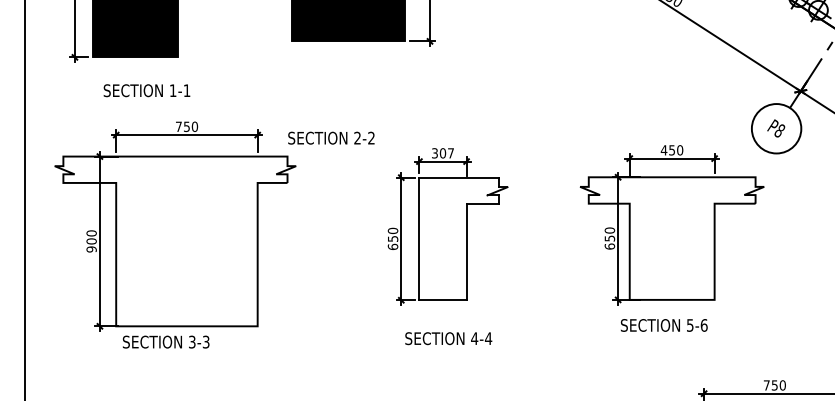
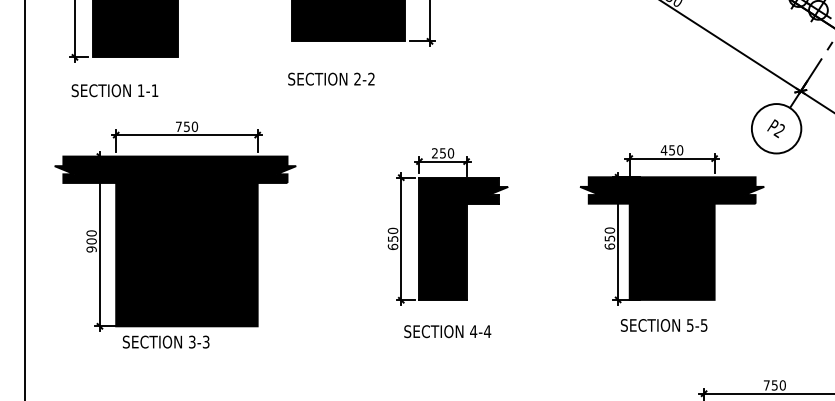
text position: (146, 90) -> (114, 90) (114, 90)
text: P8 -> P2 (779, 131)
text position: (331, 137) -> (331, 78) (331, 78)
text: 307 -> 250 (443, 153)
fill: none -> present (463, 238)
fill: none -> present (672, 238)
fill: none -> present (175, 241)
text: 5-6 -> 5-5 (703, 325)
text position: (448, 338) -> (447, 331) (447, 331)
